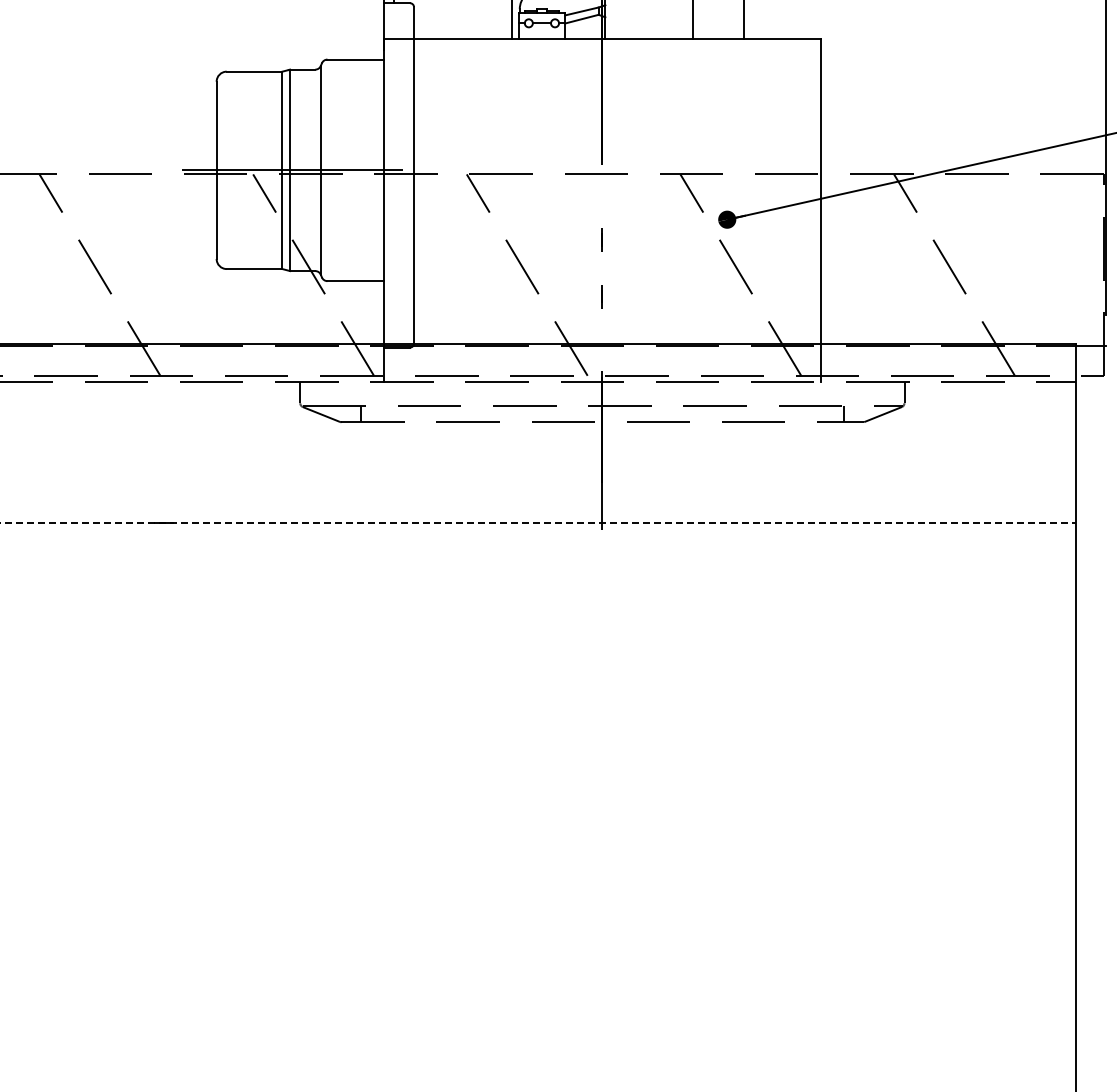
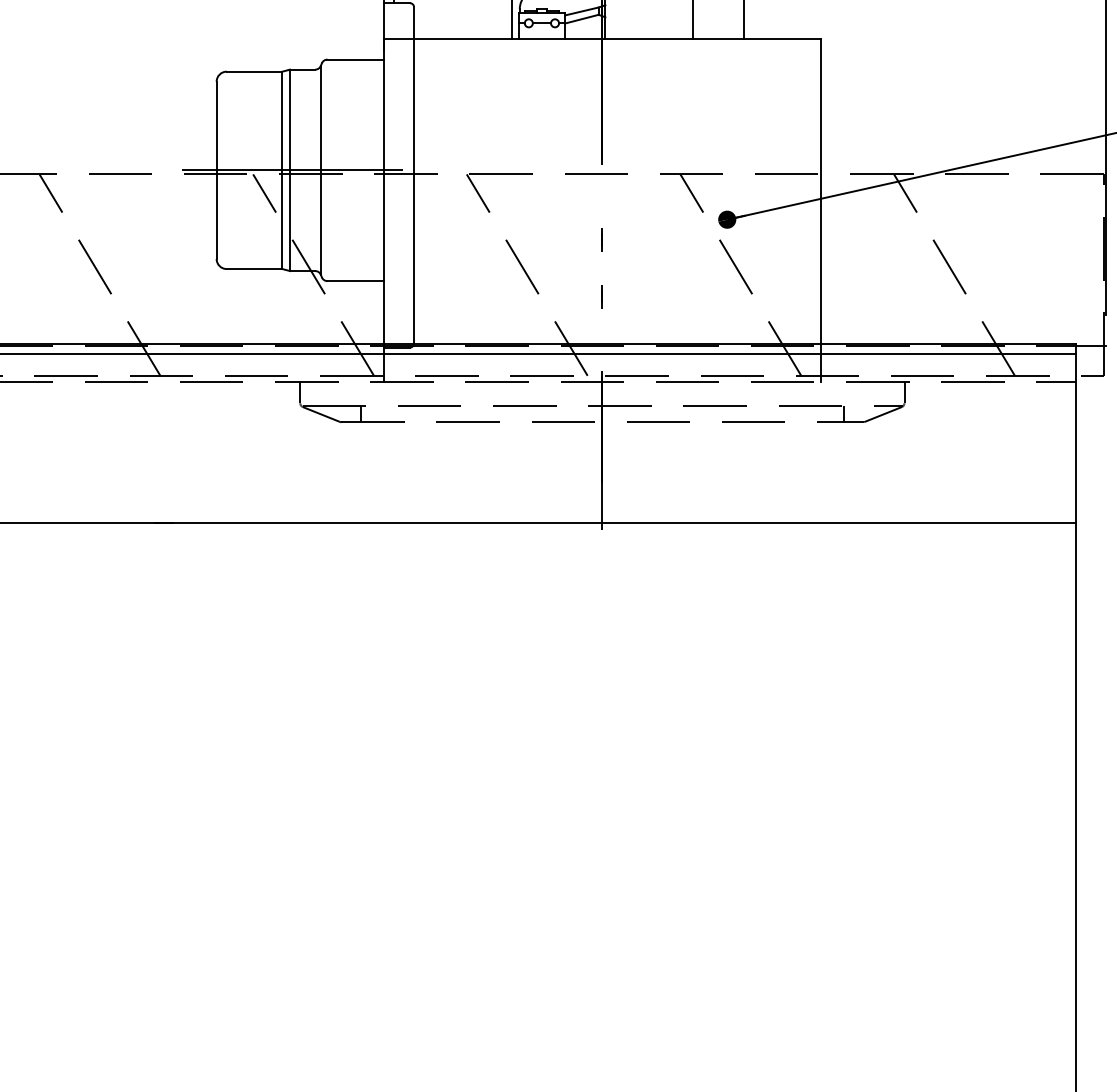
line: none -> present (538, 353)
line: dashed -> solid (537, 522)
